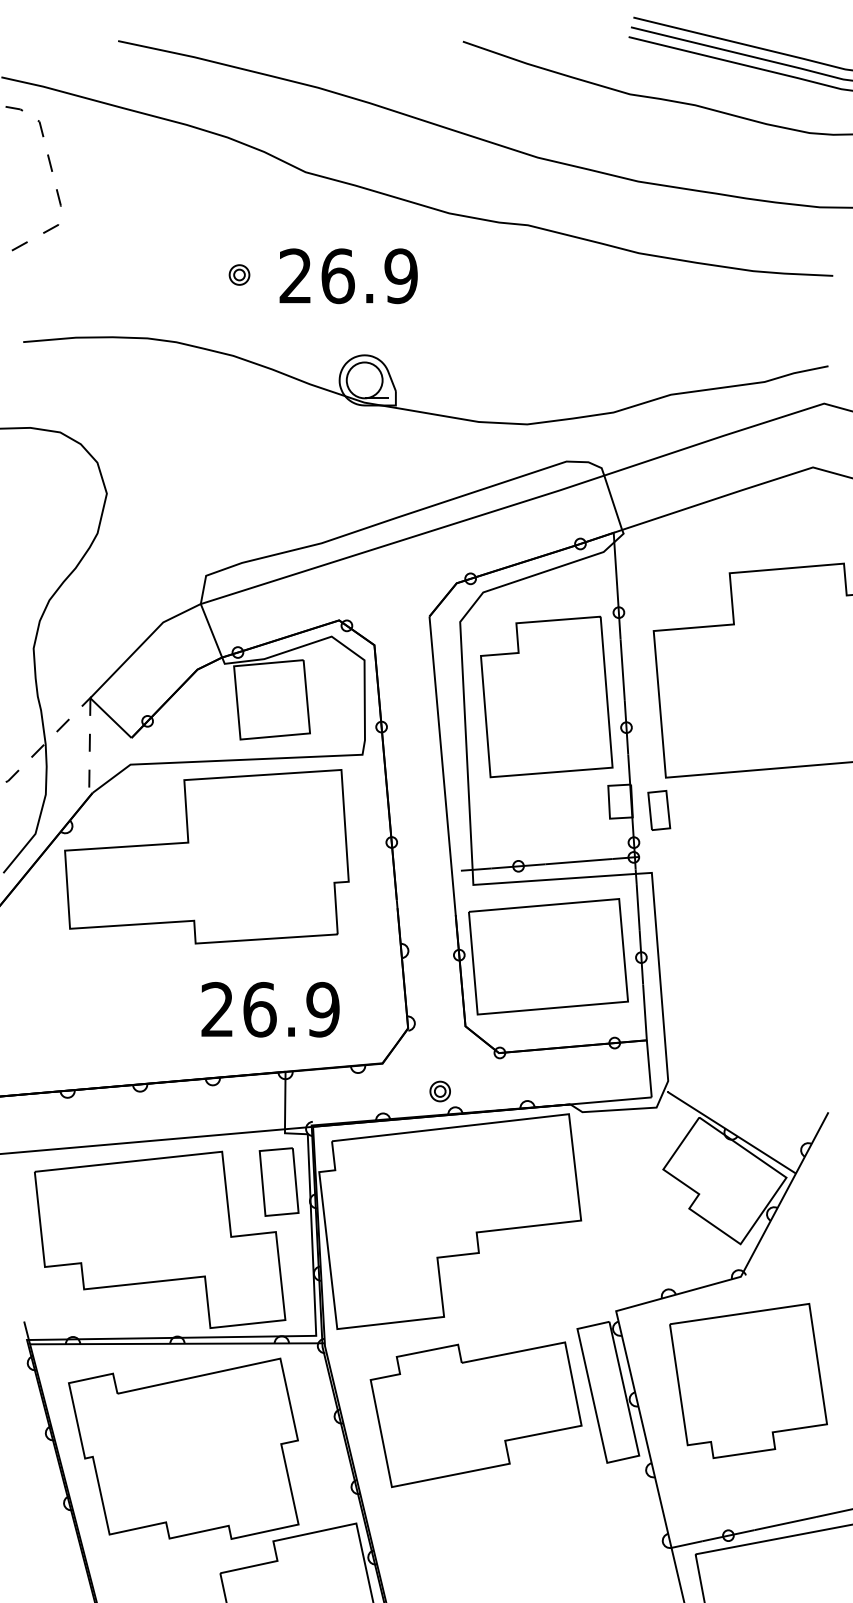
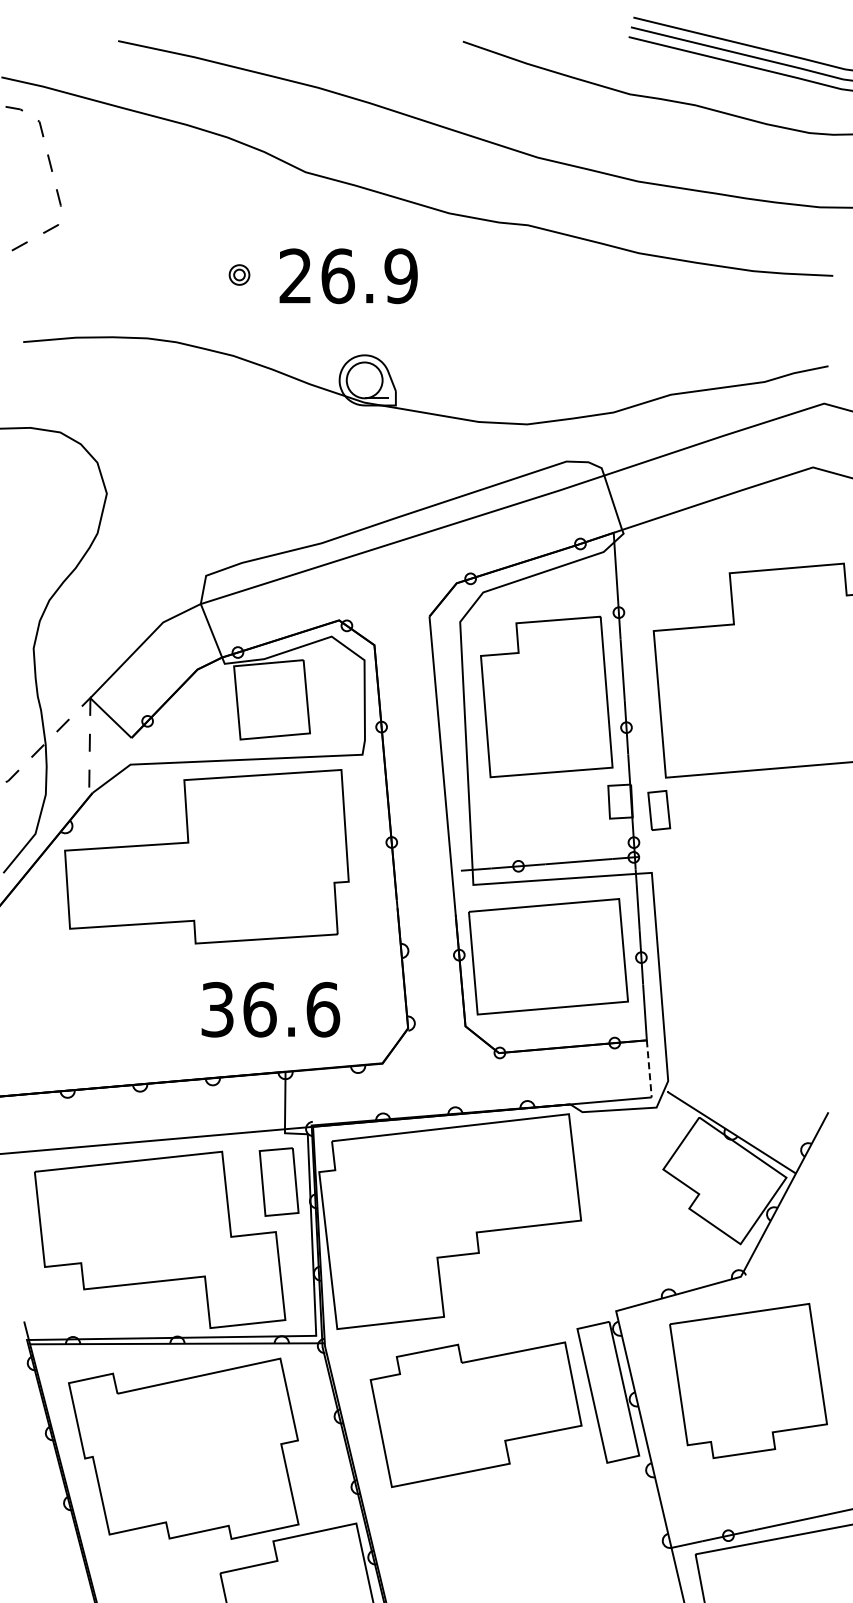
text: 26.9 -> 36.6 (270, 1009)
line: solid -> dashed (649, 1068)
part: present -> none (439, 1091)
